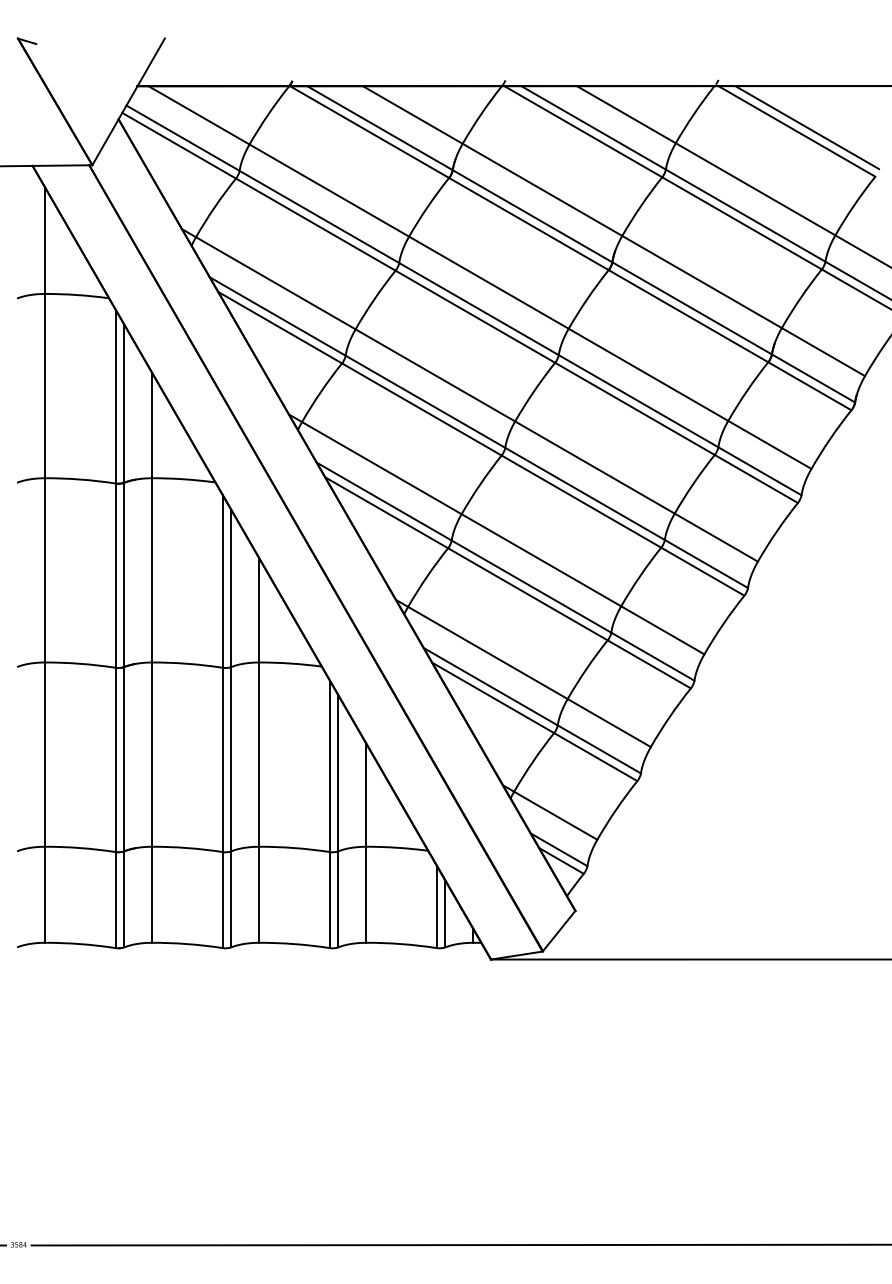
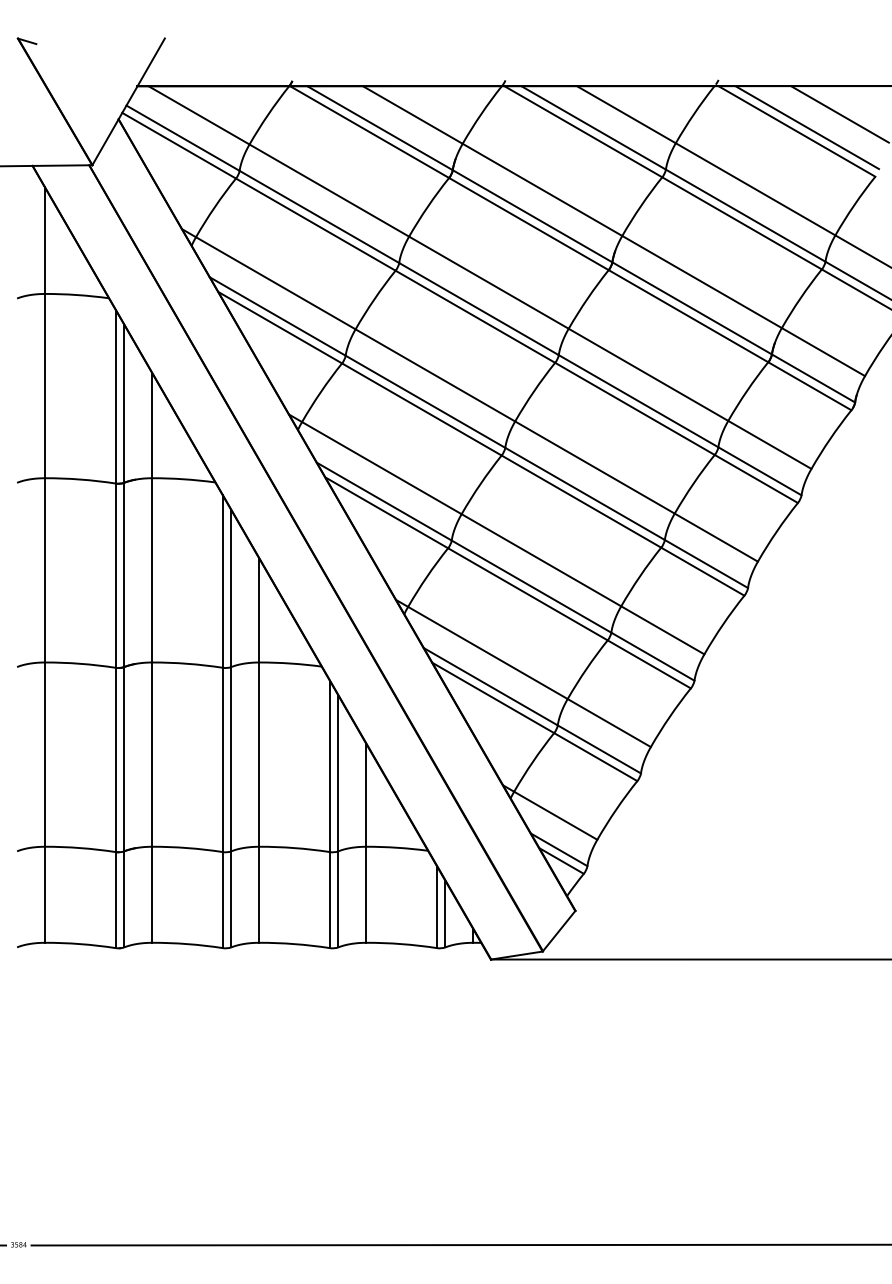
line: none -> present (839, 114)
